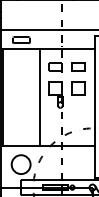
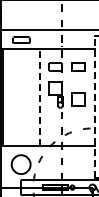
part position: (78, 88) -> (78, 99) (78, 99)
line: solid -> dashed (39, 97)
line: solid -> dashed (94, 107)
